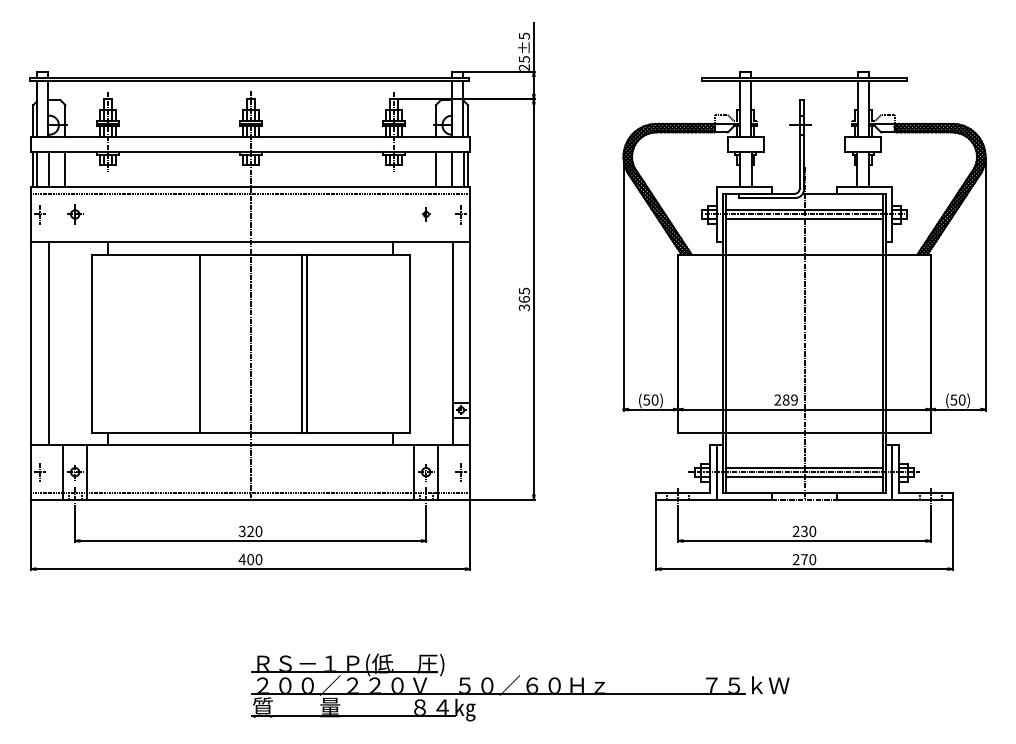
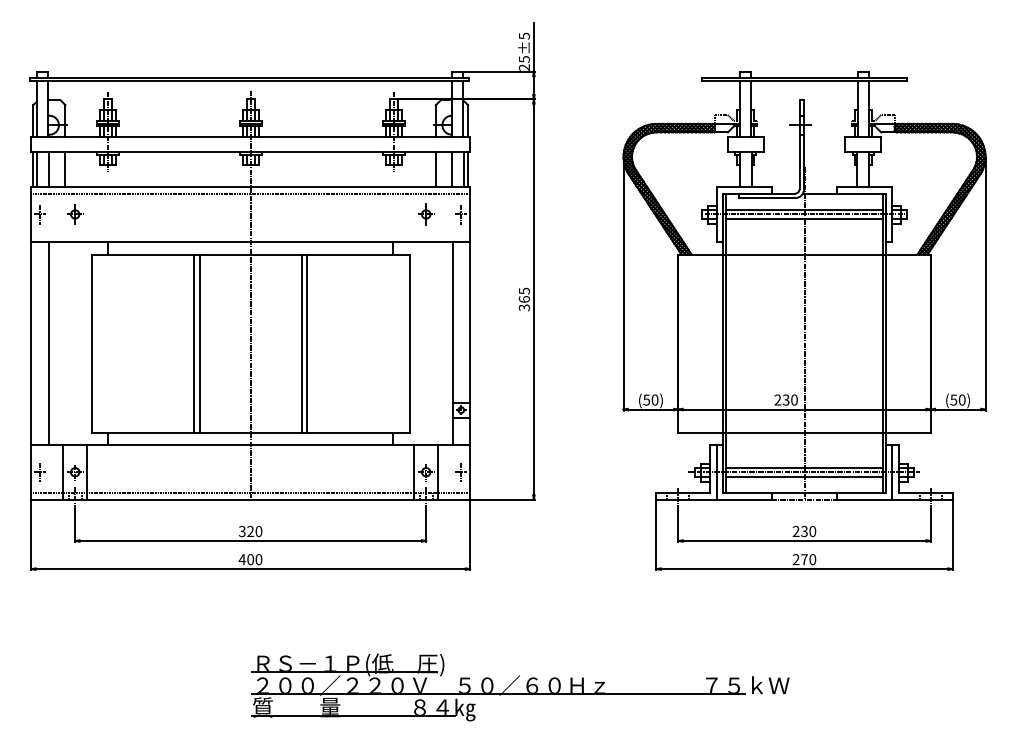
part size: 9x15 px -> 17x23 px (426, 214)
line: none -> present (194, 343)
text: 289 -> 230 (789, 399)
